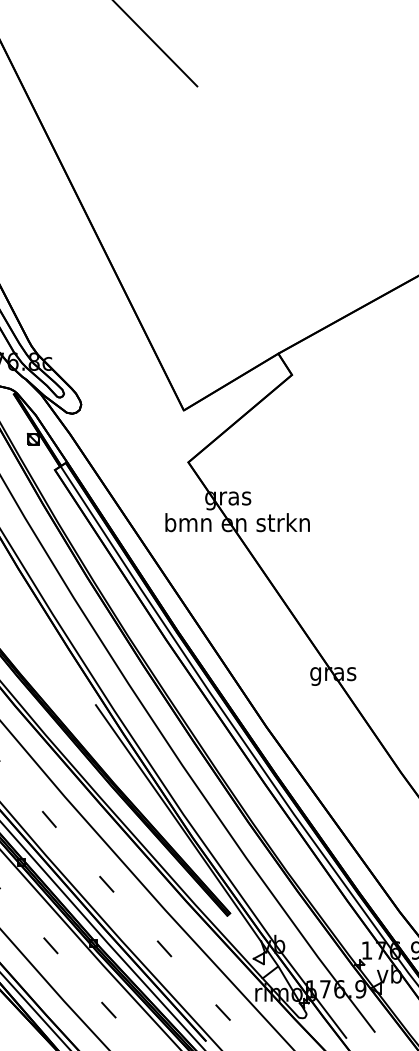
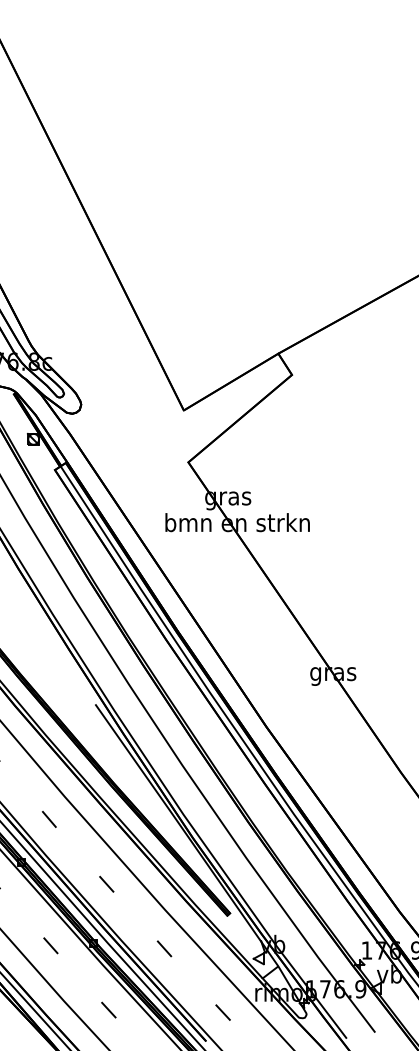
line: present -> none (156, 44)
